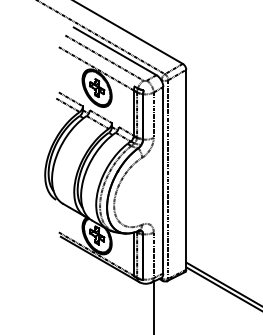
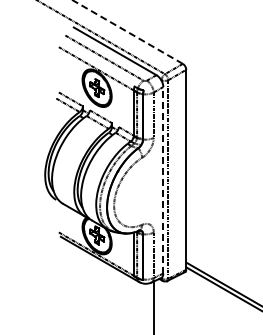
line: solid -> dashed (127, 31)
line: solid -> dashed (163, 179)
